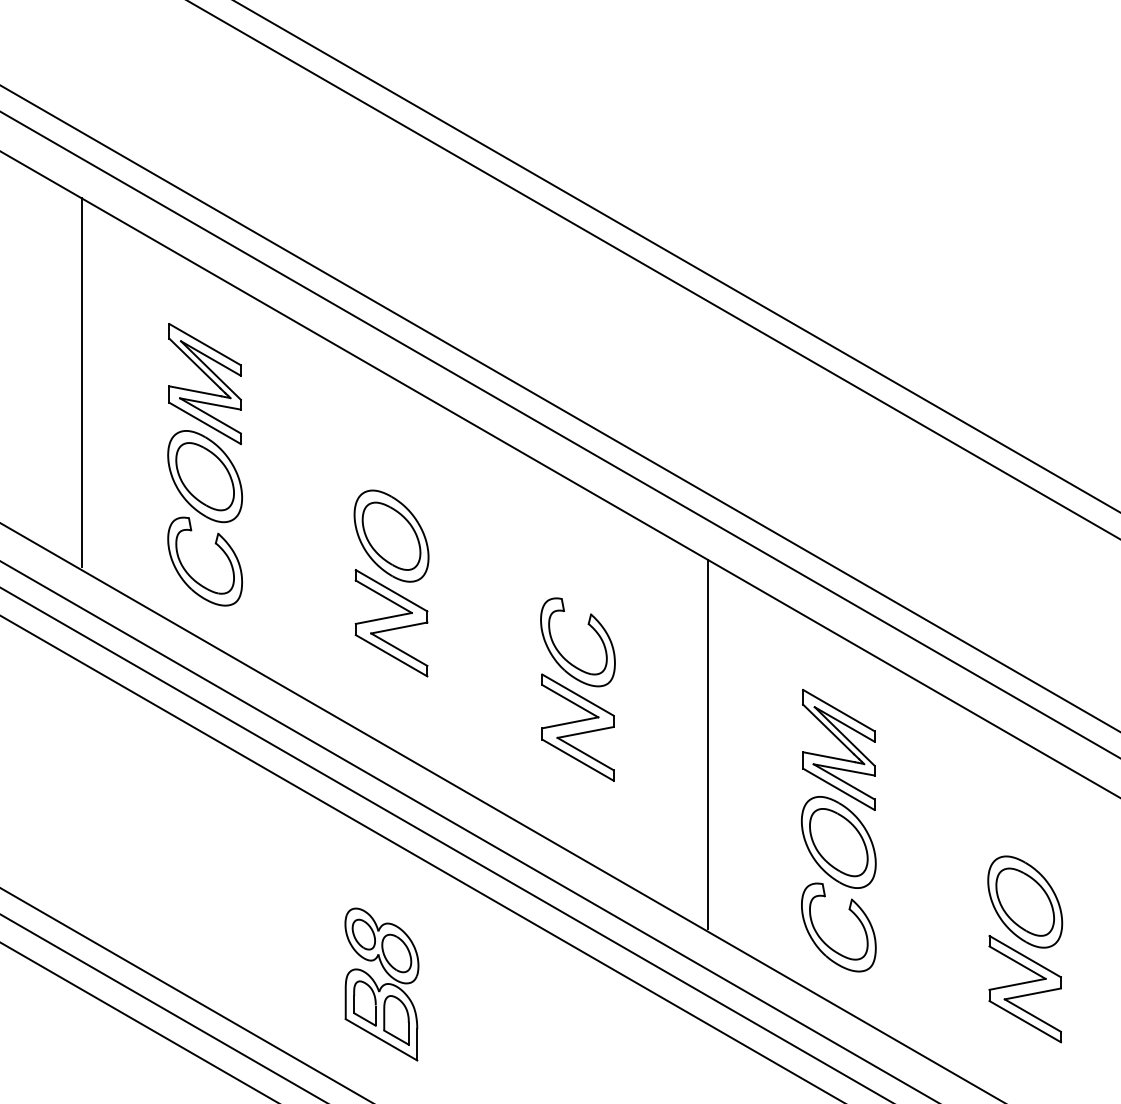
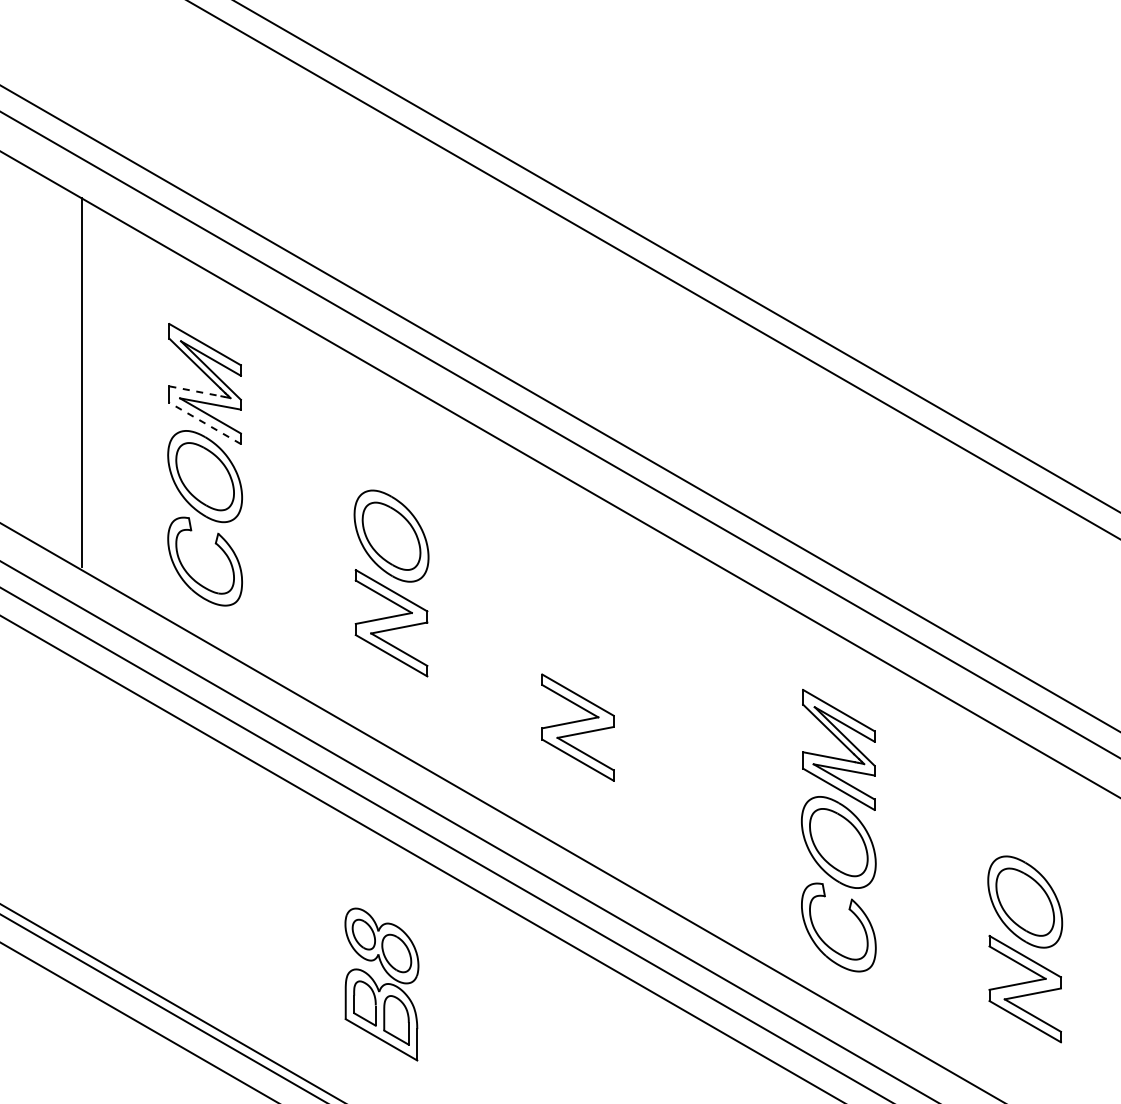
line: solid -> dashed (195, 391)
line: solid -> dashed (204, 423)
part: present -> none (561, 653)
line: present -> none (708, 744)
line position: (185, 994) -> (171, 1002) (171, 1002)
